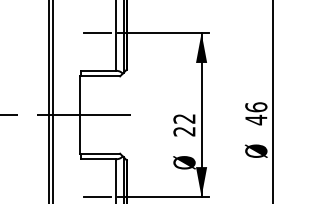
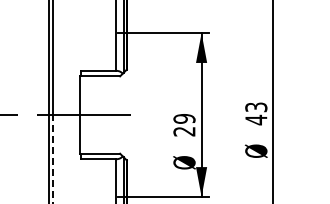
line: present -> none (96, 33)
text: 46 -> 43 (256, 107)
text: 22 -> 29 (184, 118)
line: solid -> dashed (53, 158)
line: present -> none (96, 196)
